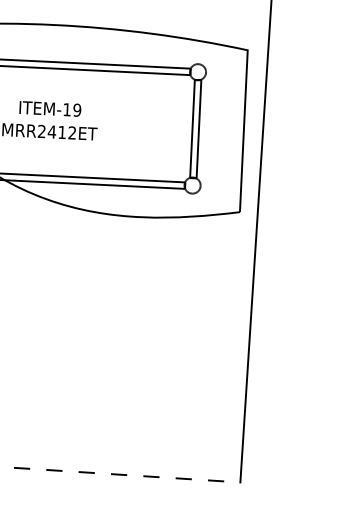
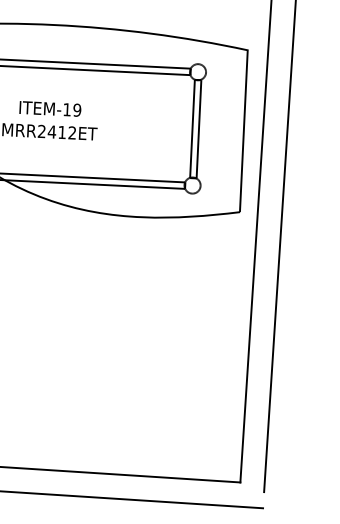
line: none -> present (279, 247)
line: dashed -> solid (120, 474)
line: none -> present (132, 499)
